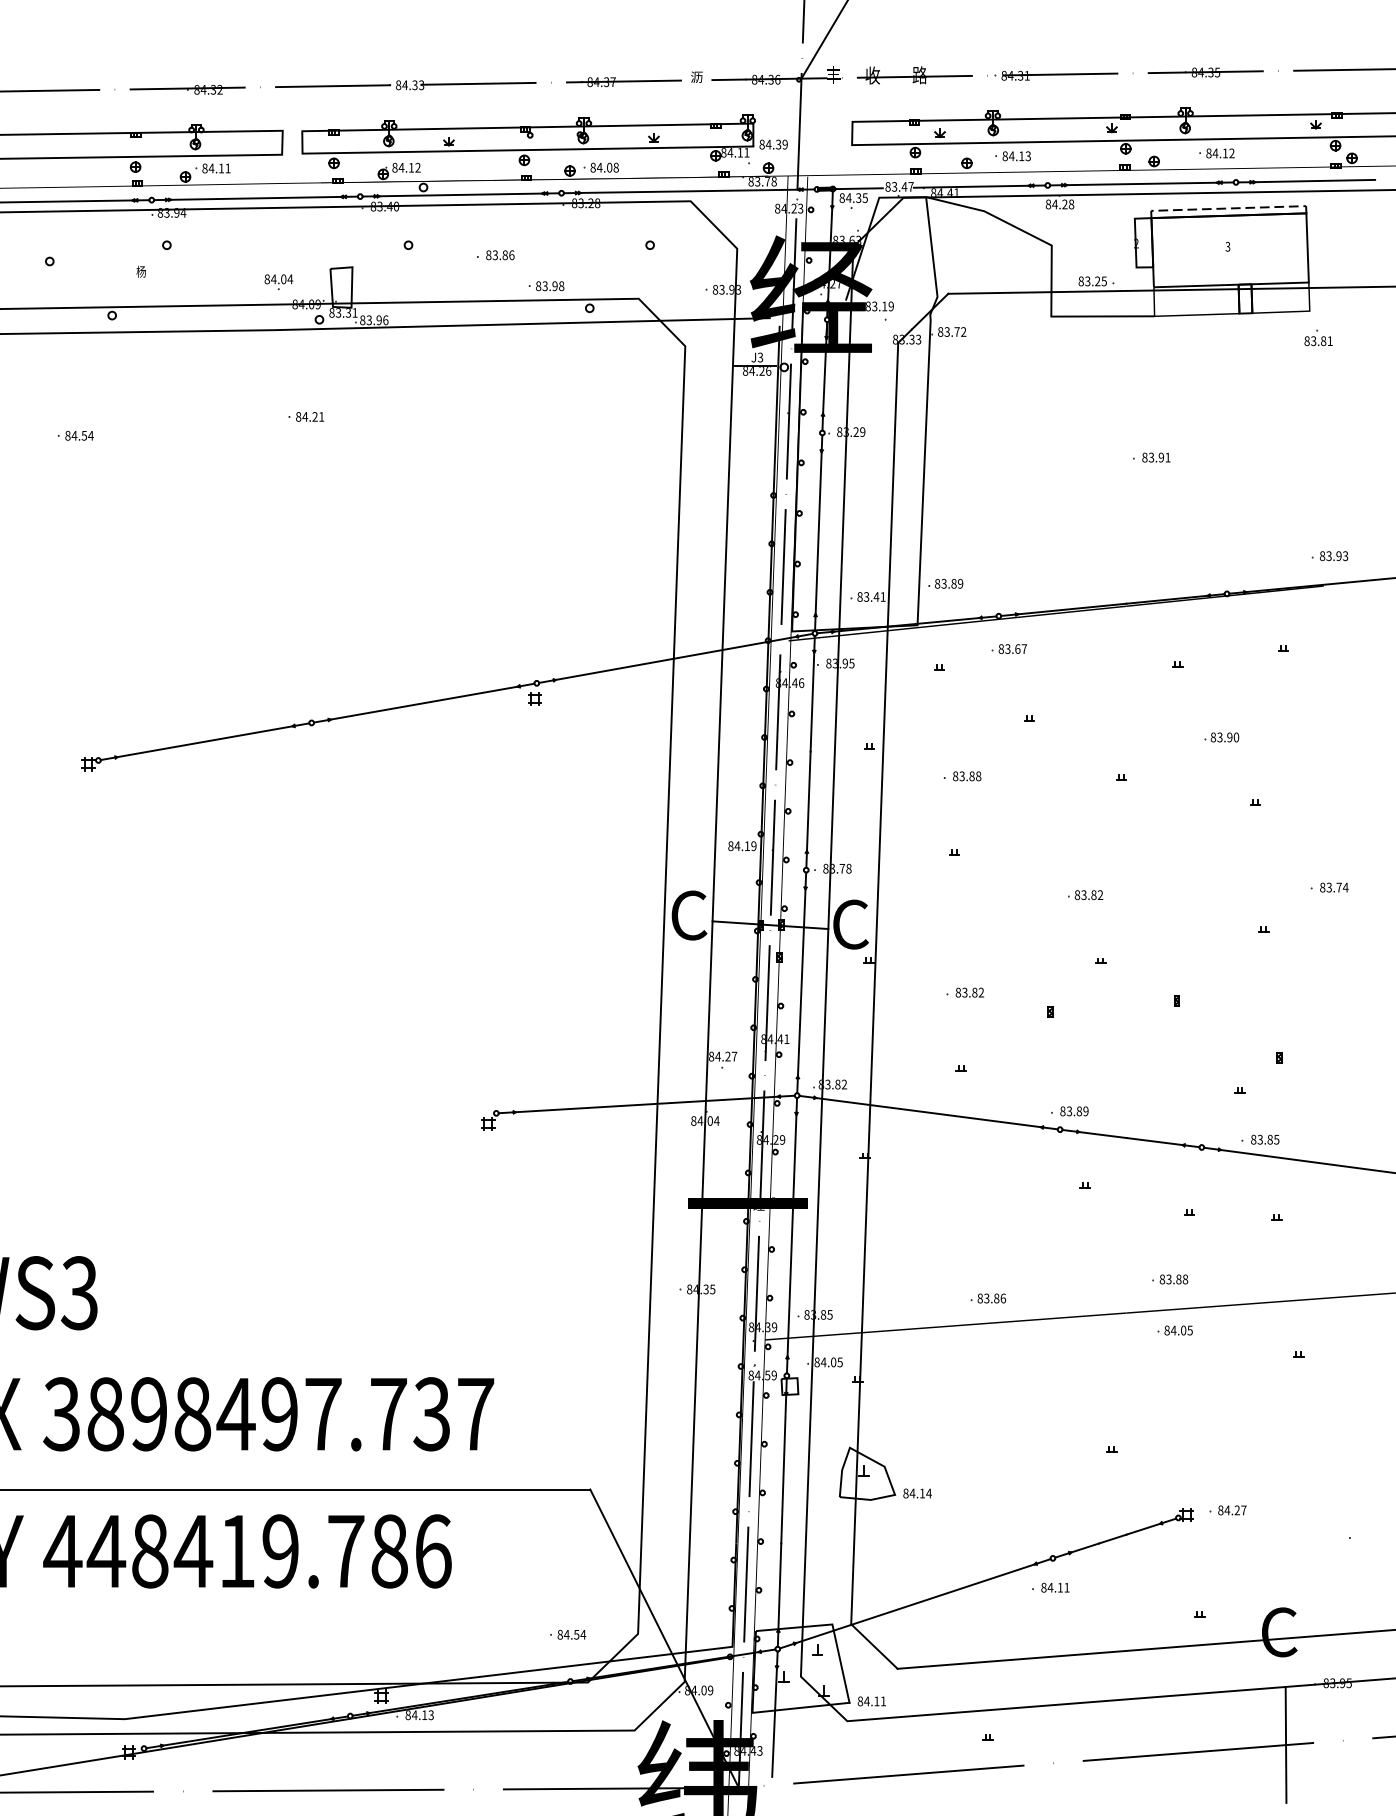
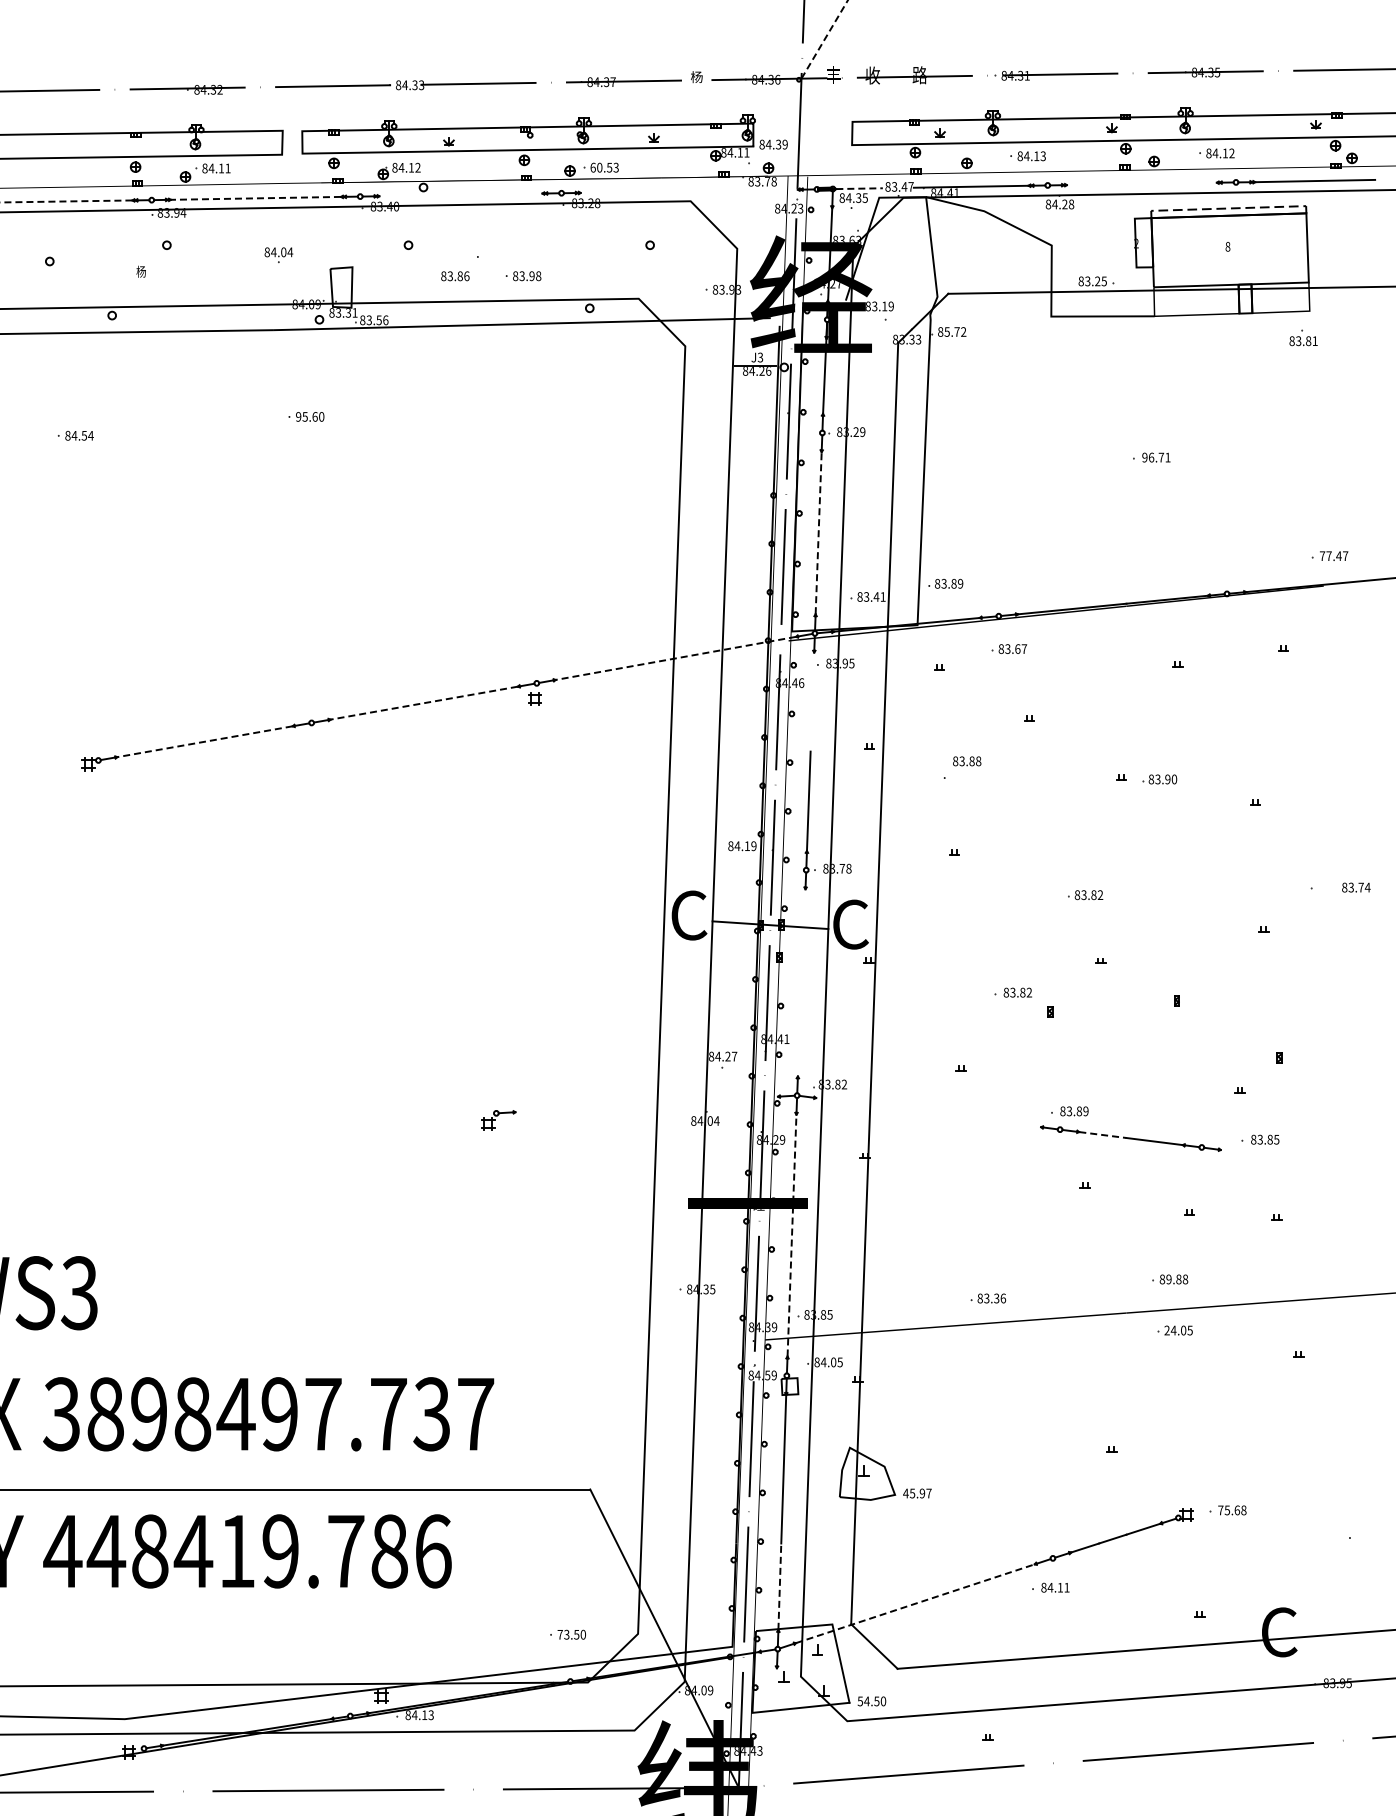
line: solid -> dashed (824, 39)
text: 沥 -> 杨 (696, 77)
text position: (1012, 156) -> (1027, 156) (1027, 156)
text: 84.08 -> 60.53 (604, 167)
line: present -> none (1141, 183)
line: solid -> dashed (860, 188)
line: present -> none (688, 190)
line: present -> none (460, 194)
line: solid -> dashed (256, 198)
line: solid -> dashed (66, 201)
text: 3 -> 8 (1227, 246)
text position: (500, 255) -> (455, 276) (455, 276)
text position: (278, 282) -> (278, 255) (278, 255)
text position: (546, 286) -> (523, 276) (523, 276)
text: 83.96 -> 83.56 (378, 319)
text: 83.72 -> 85.72 (946, 331)
text position: (1318, 337) -> (1303, 337) (1303, 337)
text: 84.21 -> 95.60 (310, 416)
text: 83.91 -> 96.71 (1153, 457)
line: solid -> dashed (818, 533)
text: 83.93 -> 77.47 (1333, 556)
line: solid -> dashed (675, 658)
line: present -> none (812, 701)
line: solid -> dashed (424, 703)
text position: (1221, 737) -> (1159, 779) (1159, 779)
line: solid -> dashed (205, 741)
text position: (967, 776) -> (967, 761) (967, 761)
text position: (1334, 887) -> (1356, 887) (1356, 887)
line: present -> none (801, 982)
text position: (964, 992) -> (1012, 992) (1012, 992)
line: present -> none (646, 1104)
line: present -> none (928, 1112)
line: solid -> dashed (1102, 1135)
line: present -> none (1306, 1161)
line: solid -> dashed (792, 1235)
text: 83.88 -> 89.88 (1168, 1279)
text: 83.86 -> 83.36 (996, 1298)
text: 84.05 -> 24.05 (1166, 1330)
text: 84.14 -> 45.97 (917, 1493)
text: 84.27 -> 75.68 (1232, 1510)
line: solid -> dashed (779, 1586)
line: solid -> dashed (915, 1603)
text: 84.54 -> 73.50 (571, 1634)
text: 84.11 -> 54.50 (871, 1701)
line: present -> none (774, 1722)
line: present -> none (1285, 1744)
